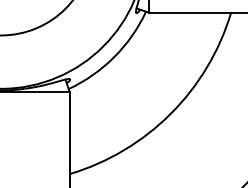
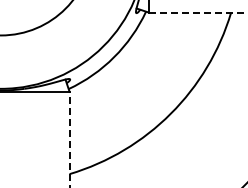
line: solid -> dashed (198, 12)
line: solid -> dashed (69, 139)
